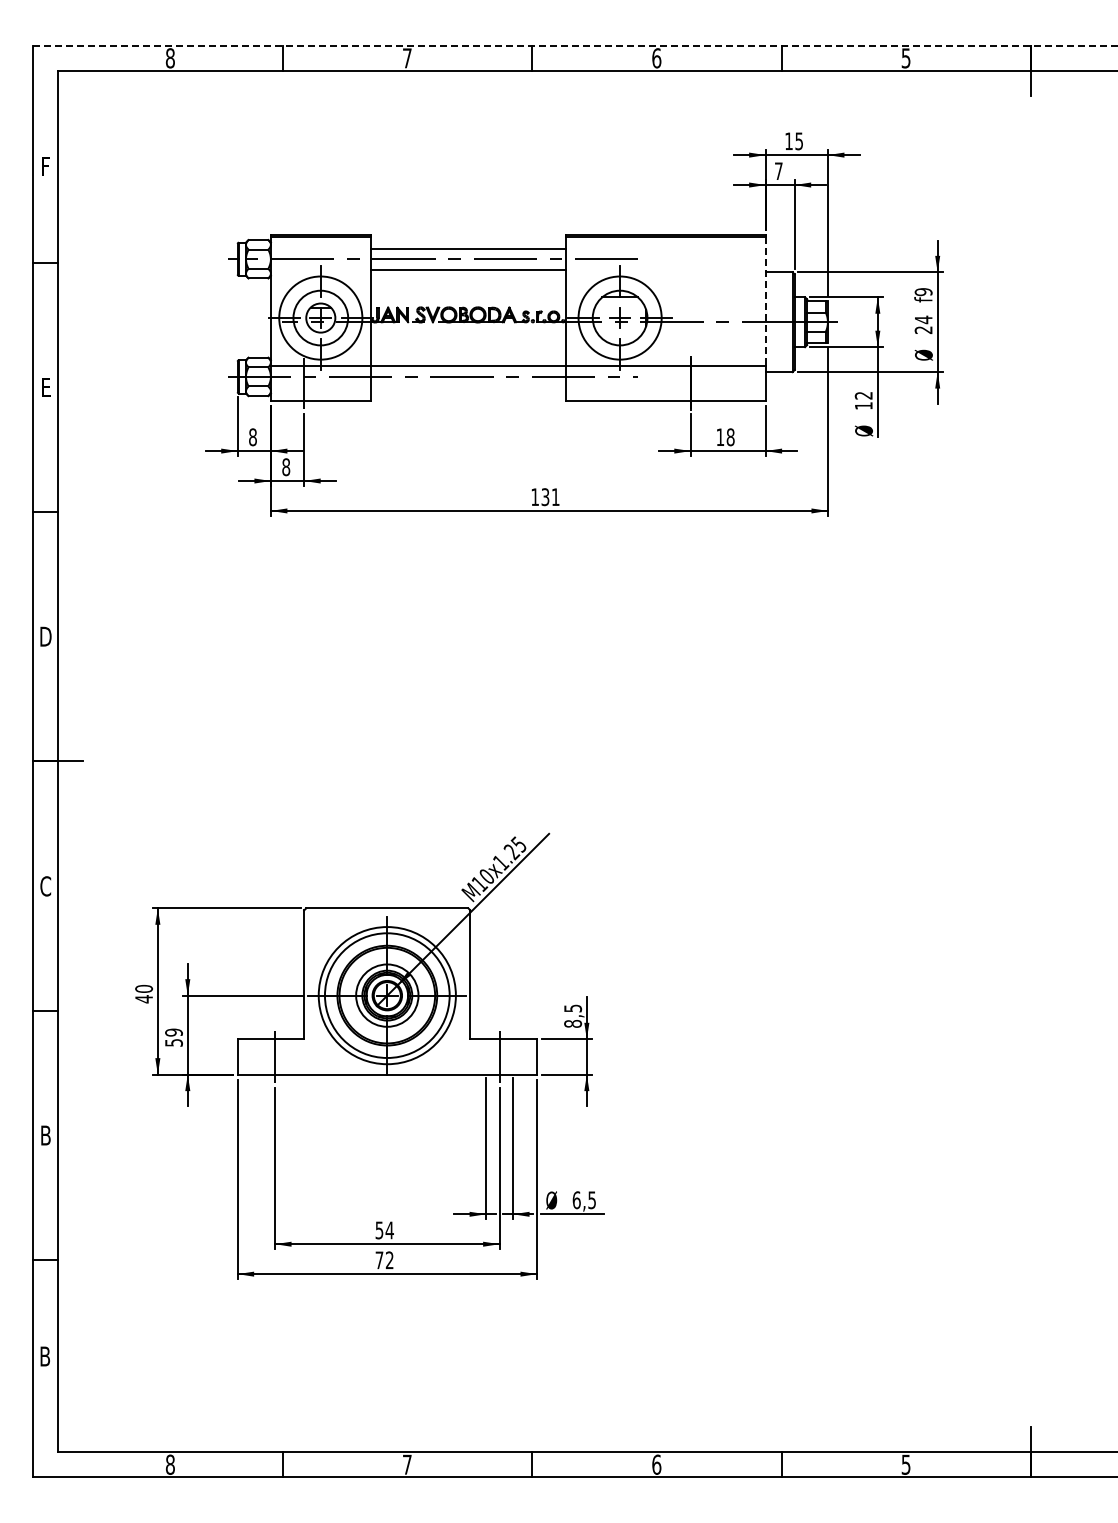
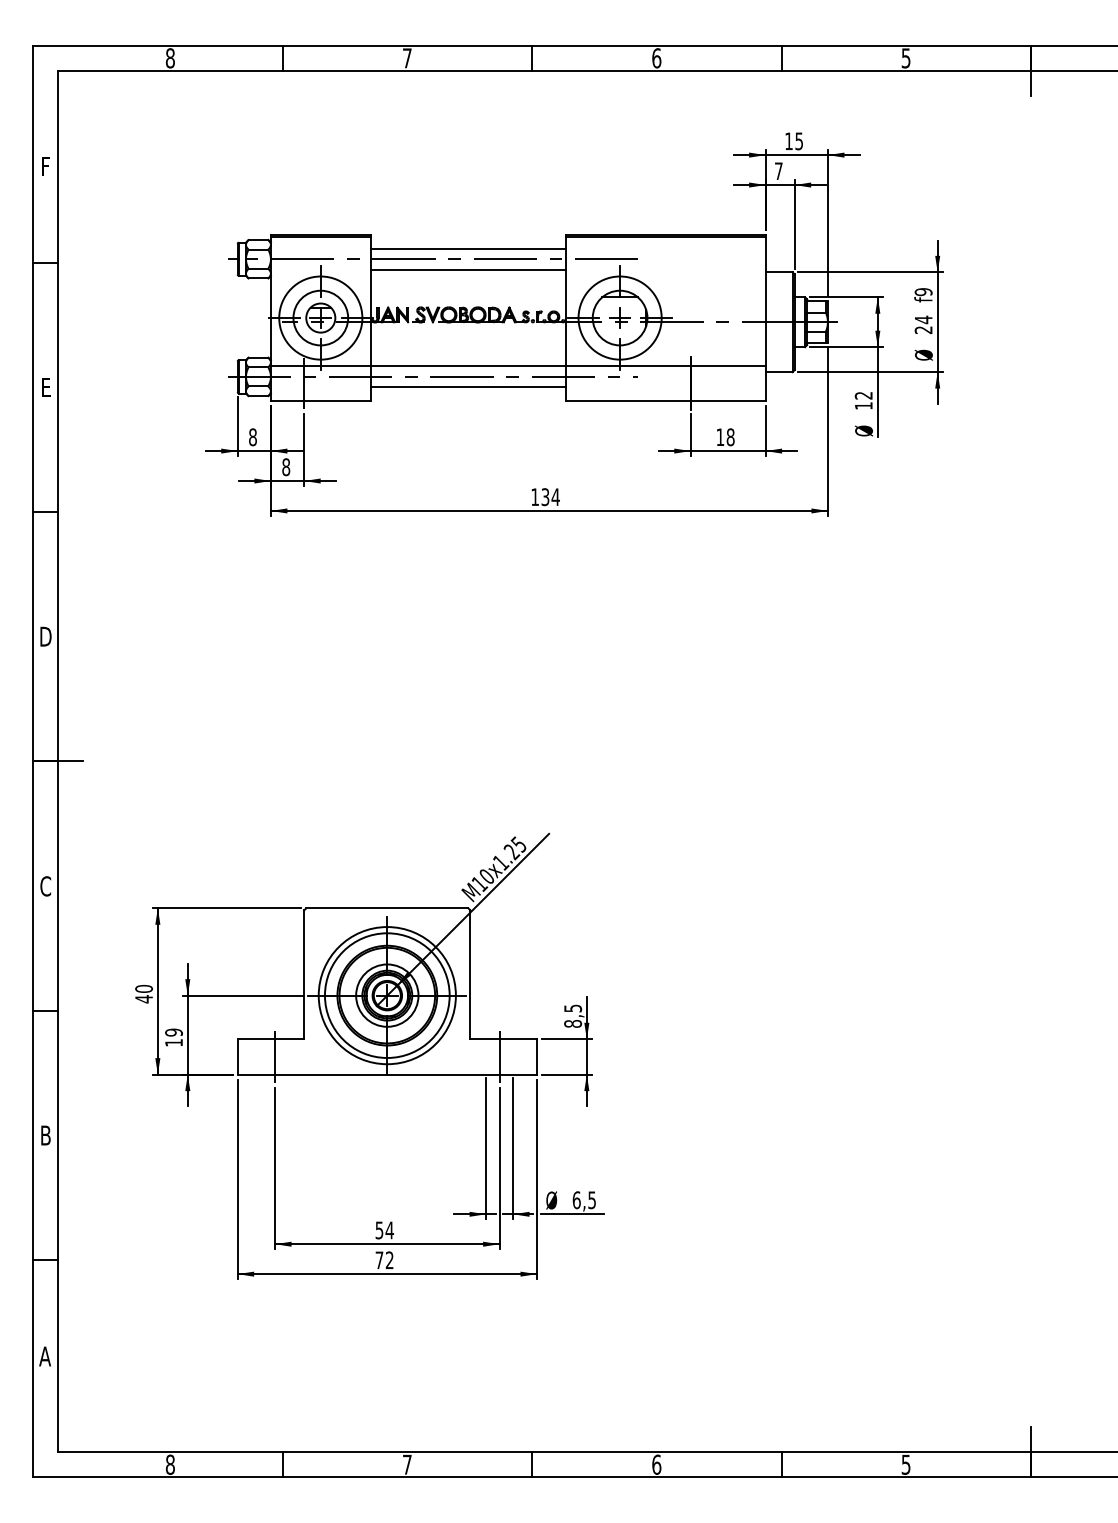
line: dashed -> solid (575, 45)
line: dashed -> solid (765, 301)
line: none -> present (468, 387)
text: 131 -> 134 (555, 496)
text: 59 -> 19 (173, 1042)
text: B -> A (44, 1356)
